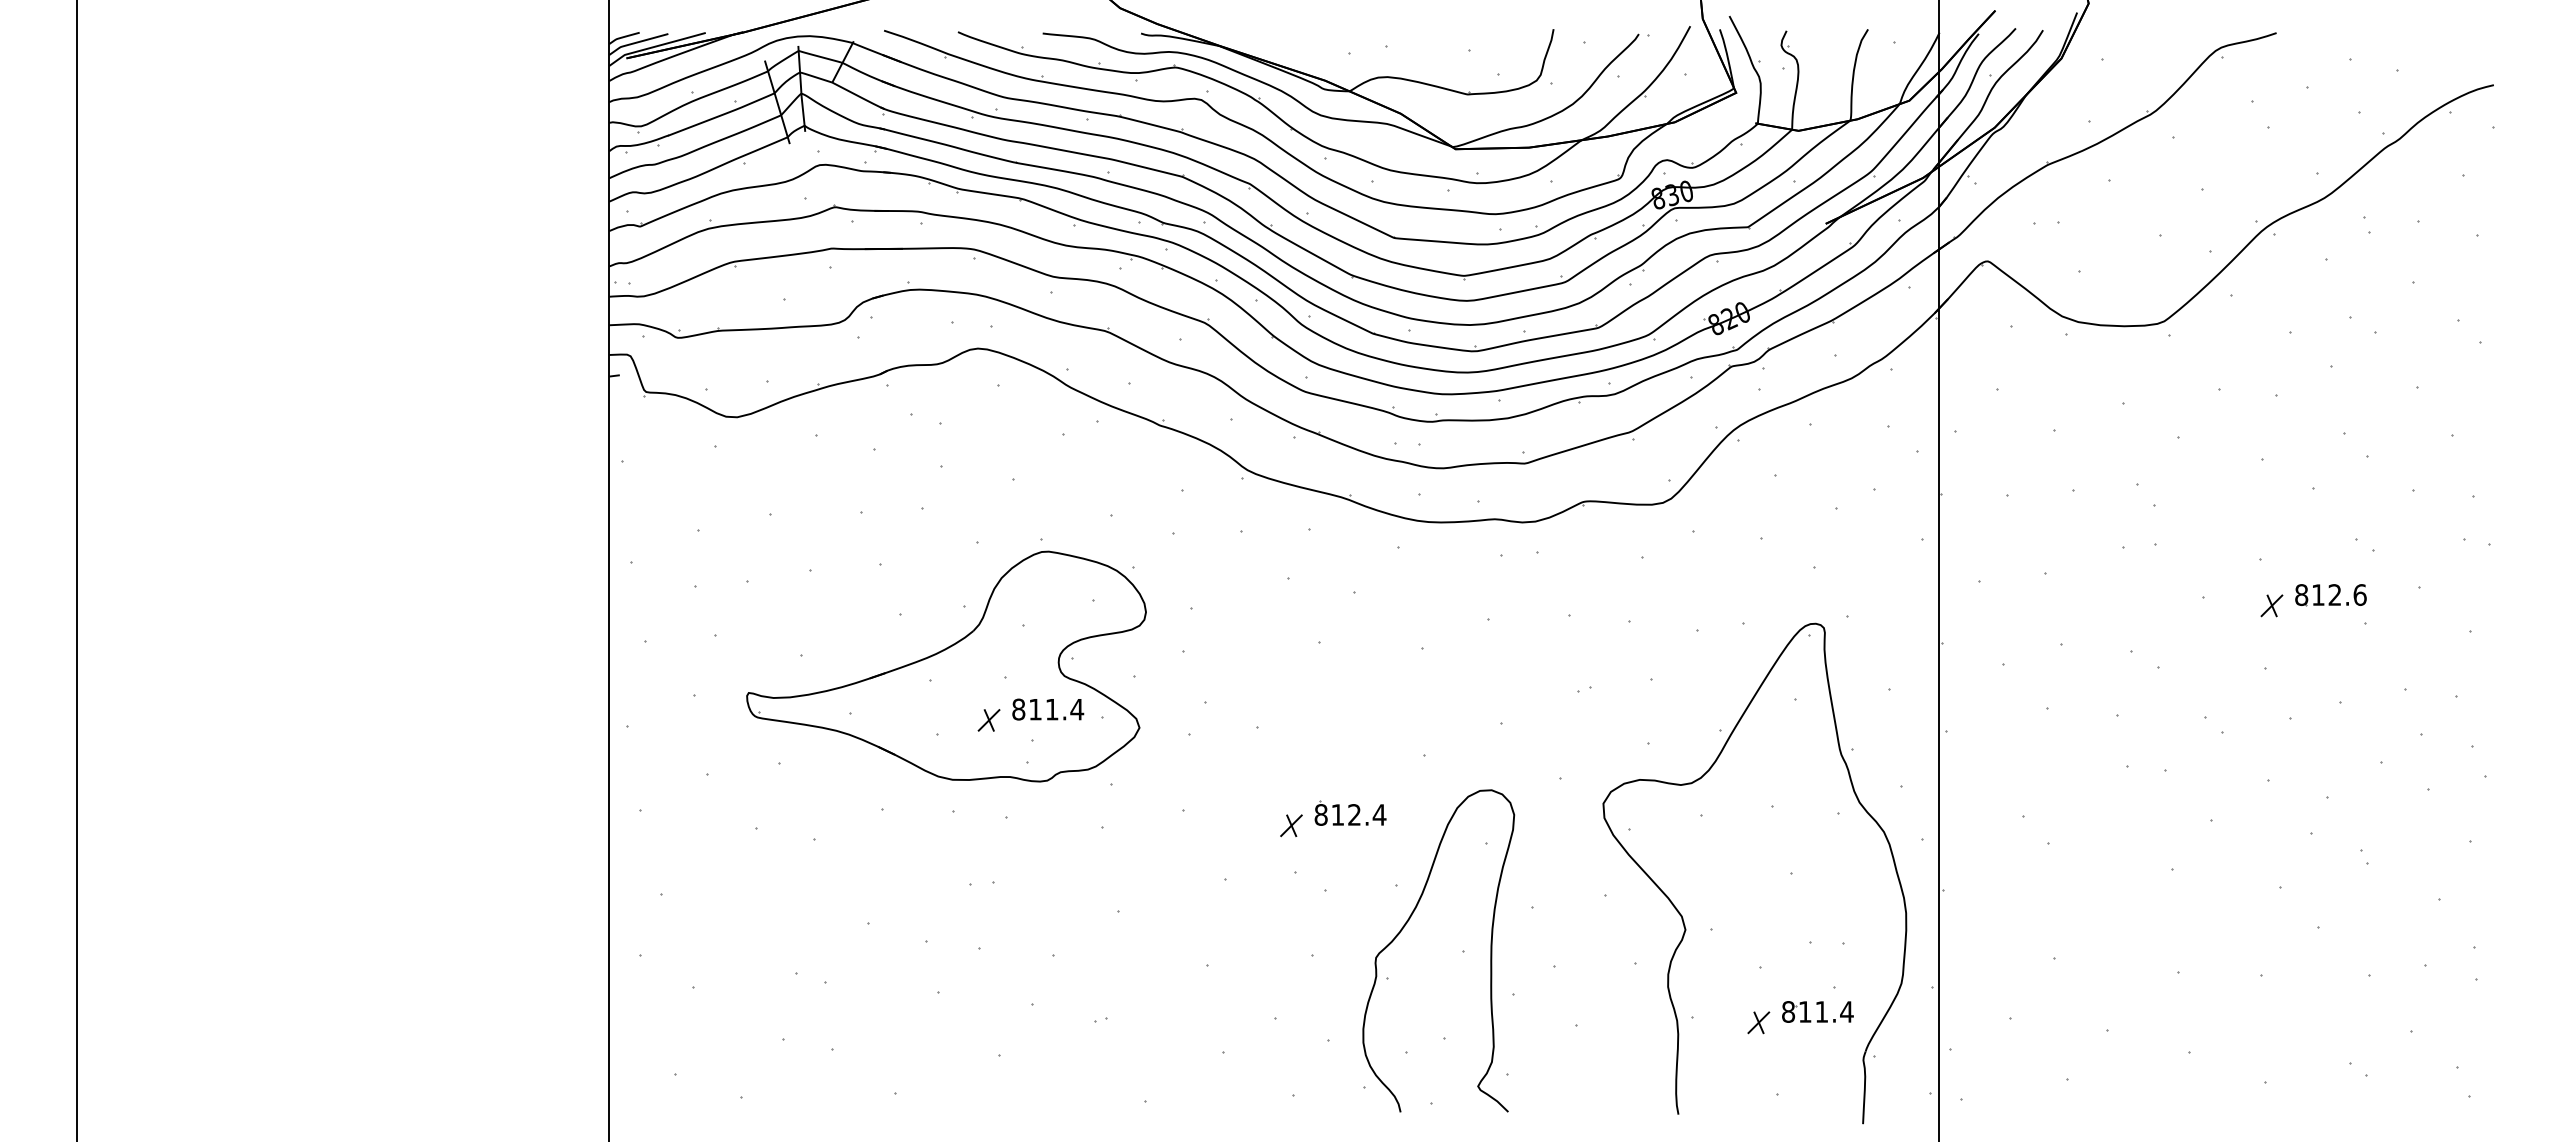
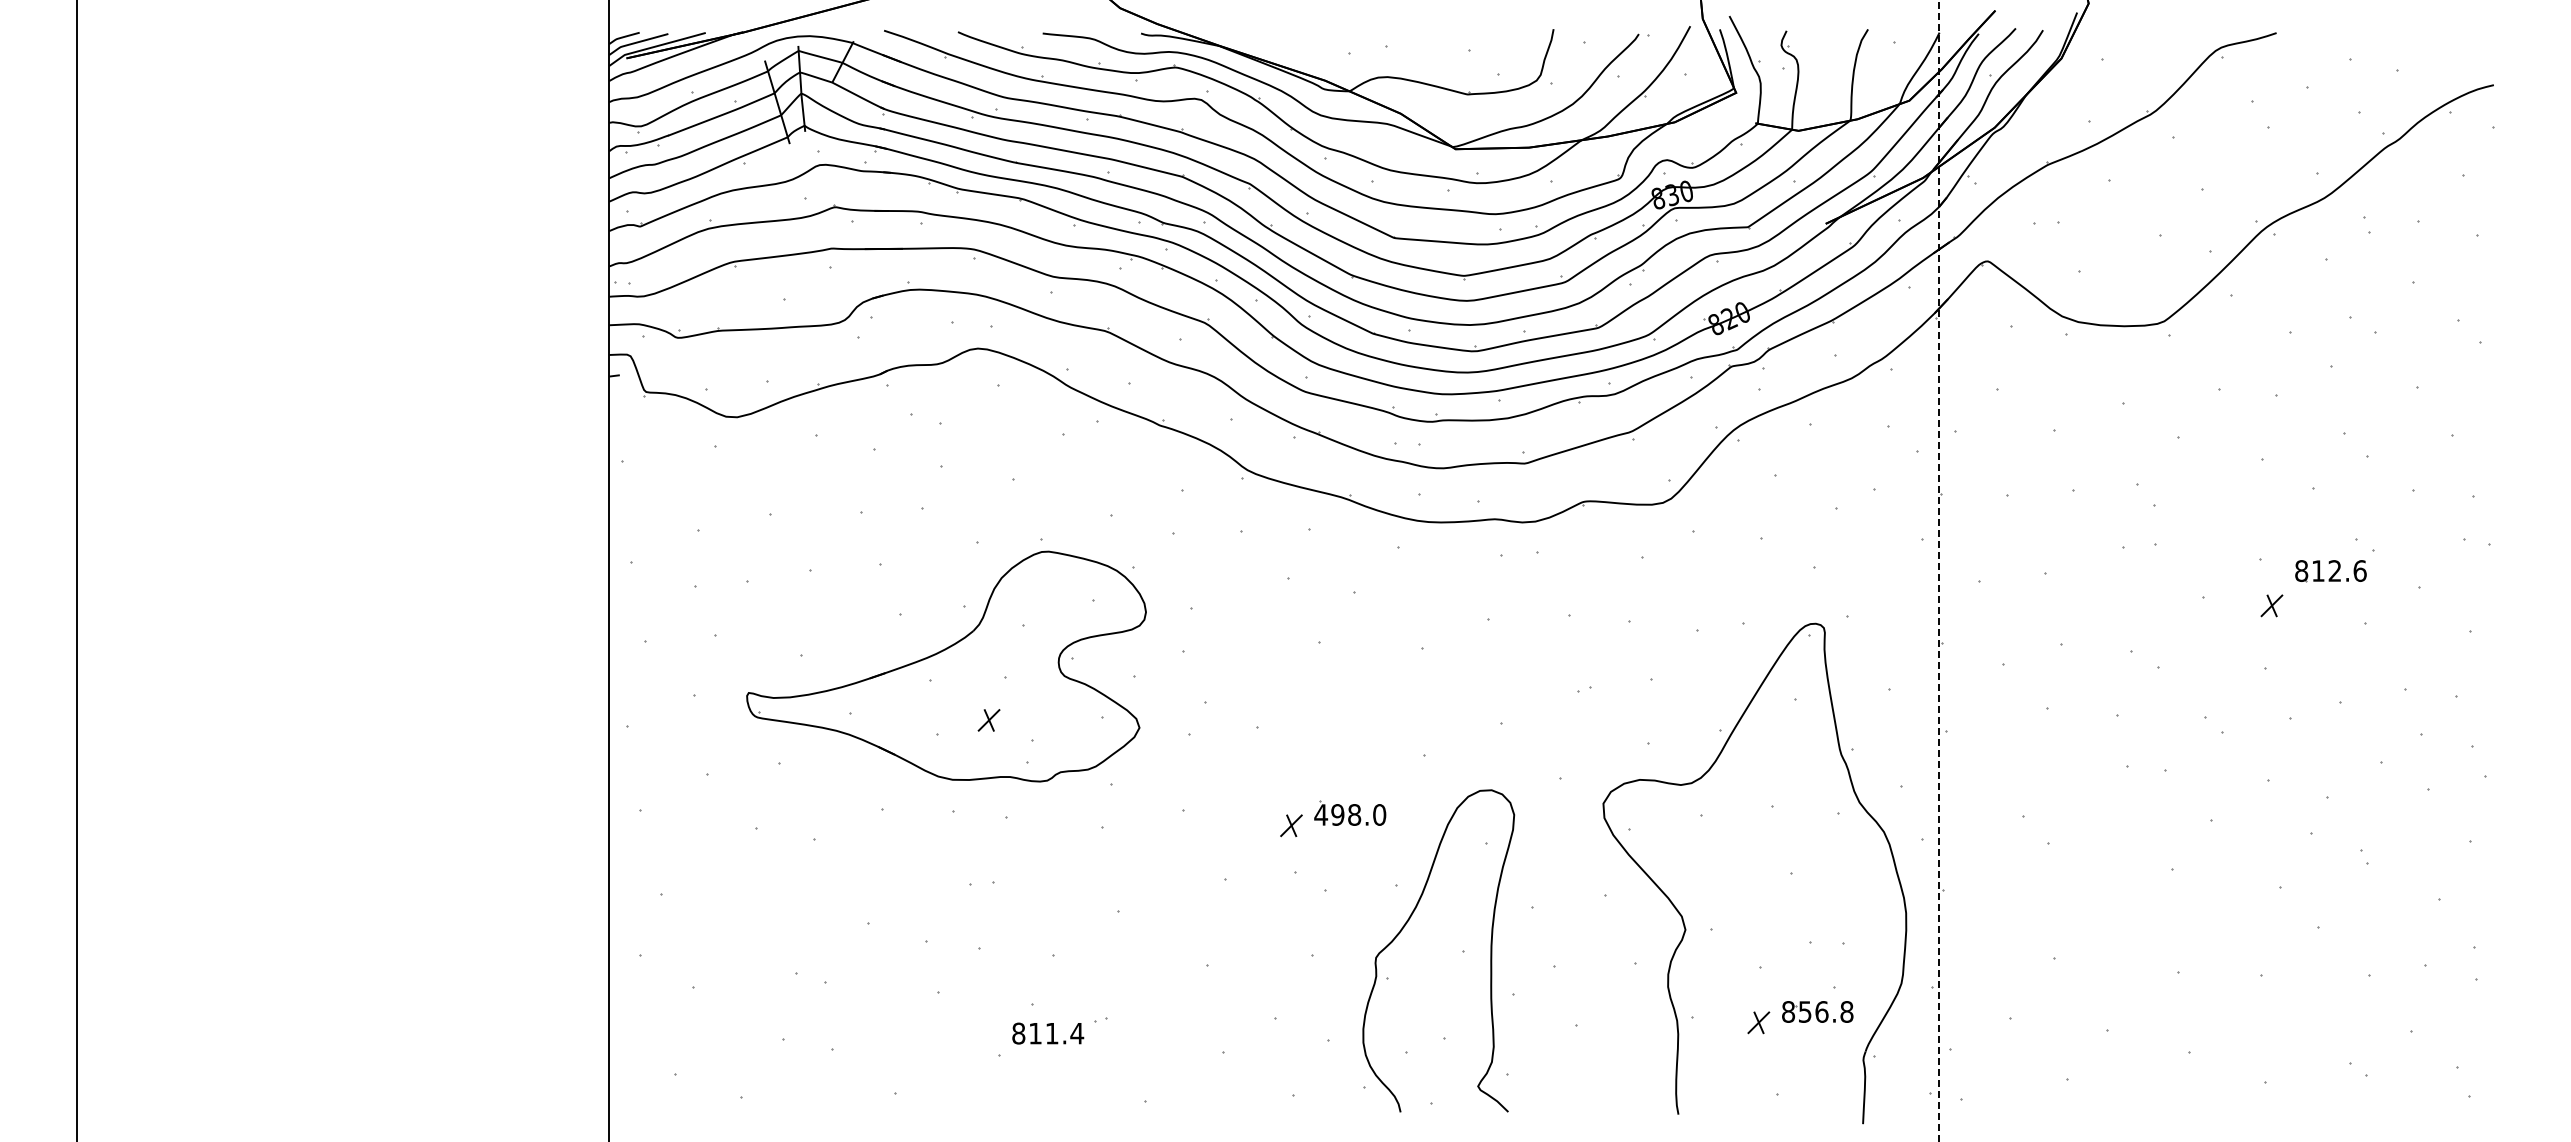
line: solid -> dashed (1939, 570)
part position: (2330, 595) -> (2330, 571) (2330, 571)
text position: (1048, 709) -> (1048, 1033) (1048, 1033)
text: 812.4 -> 498.0 (1350, 814)
text: 811.4 -> 856.8 (1826, 1011)
